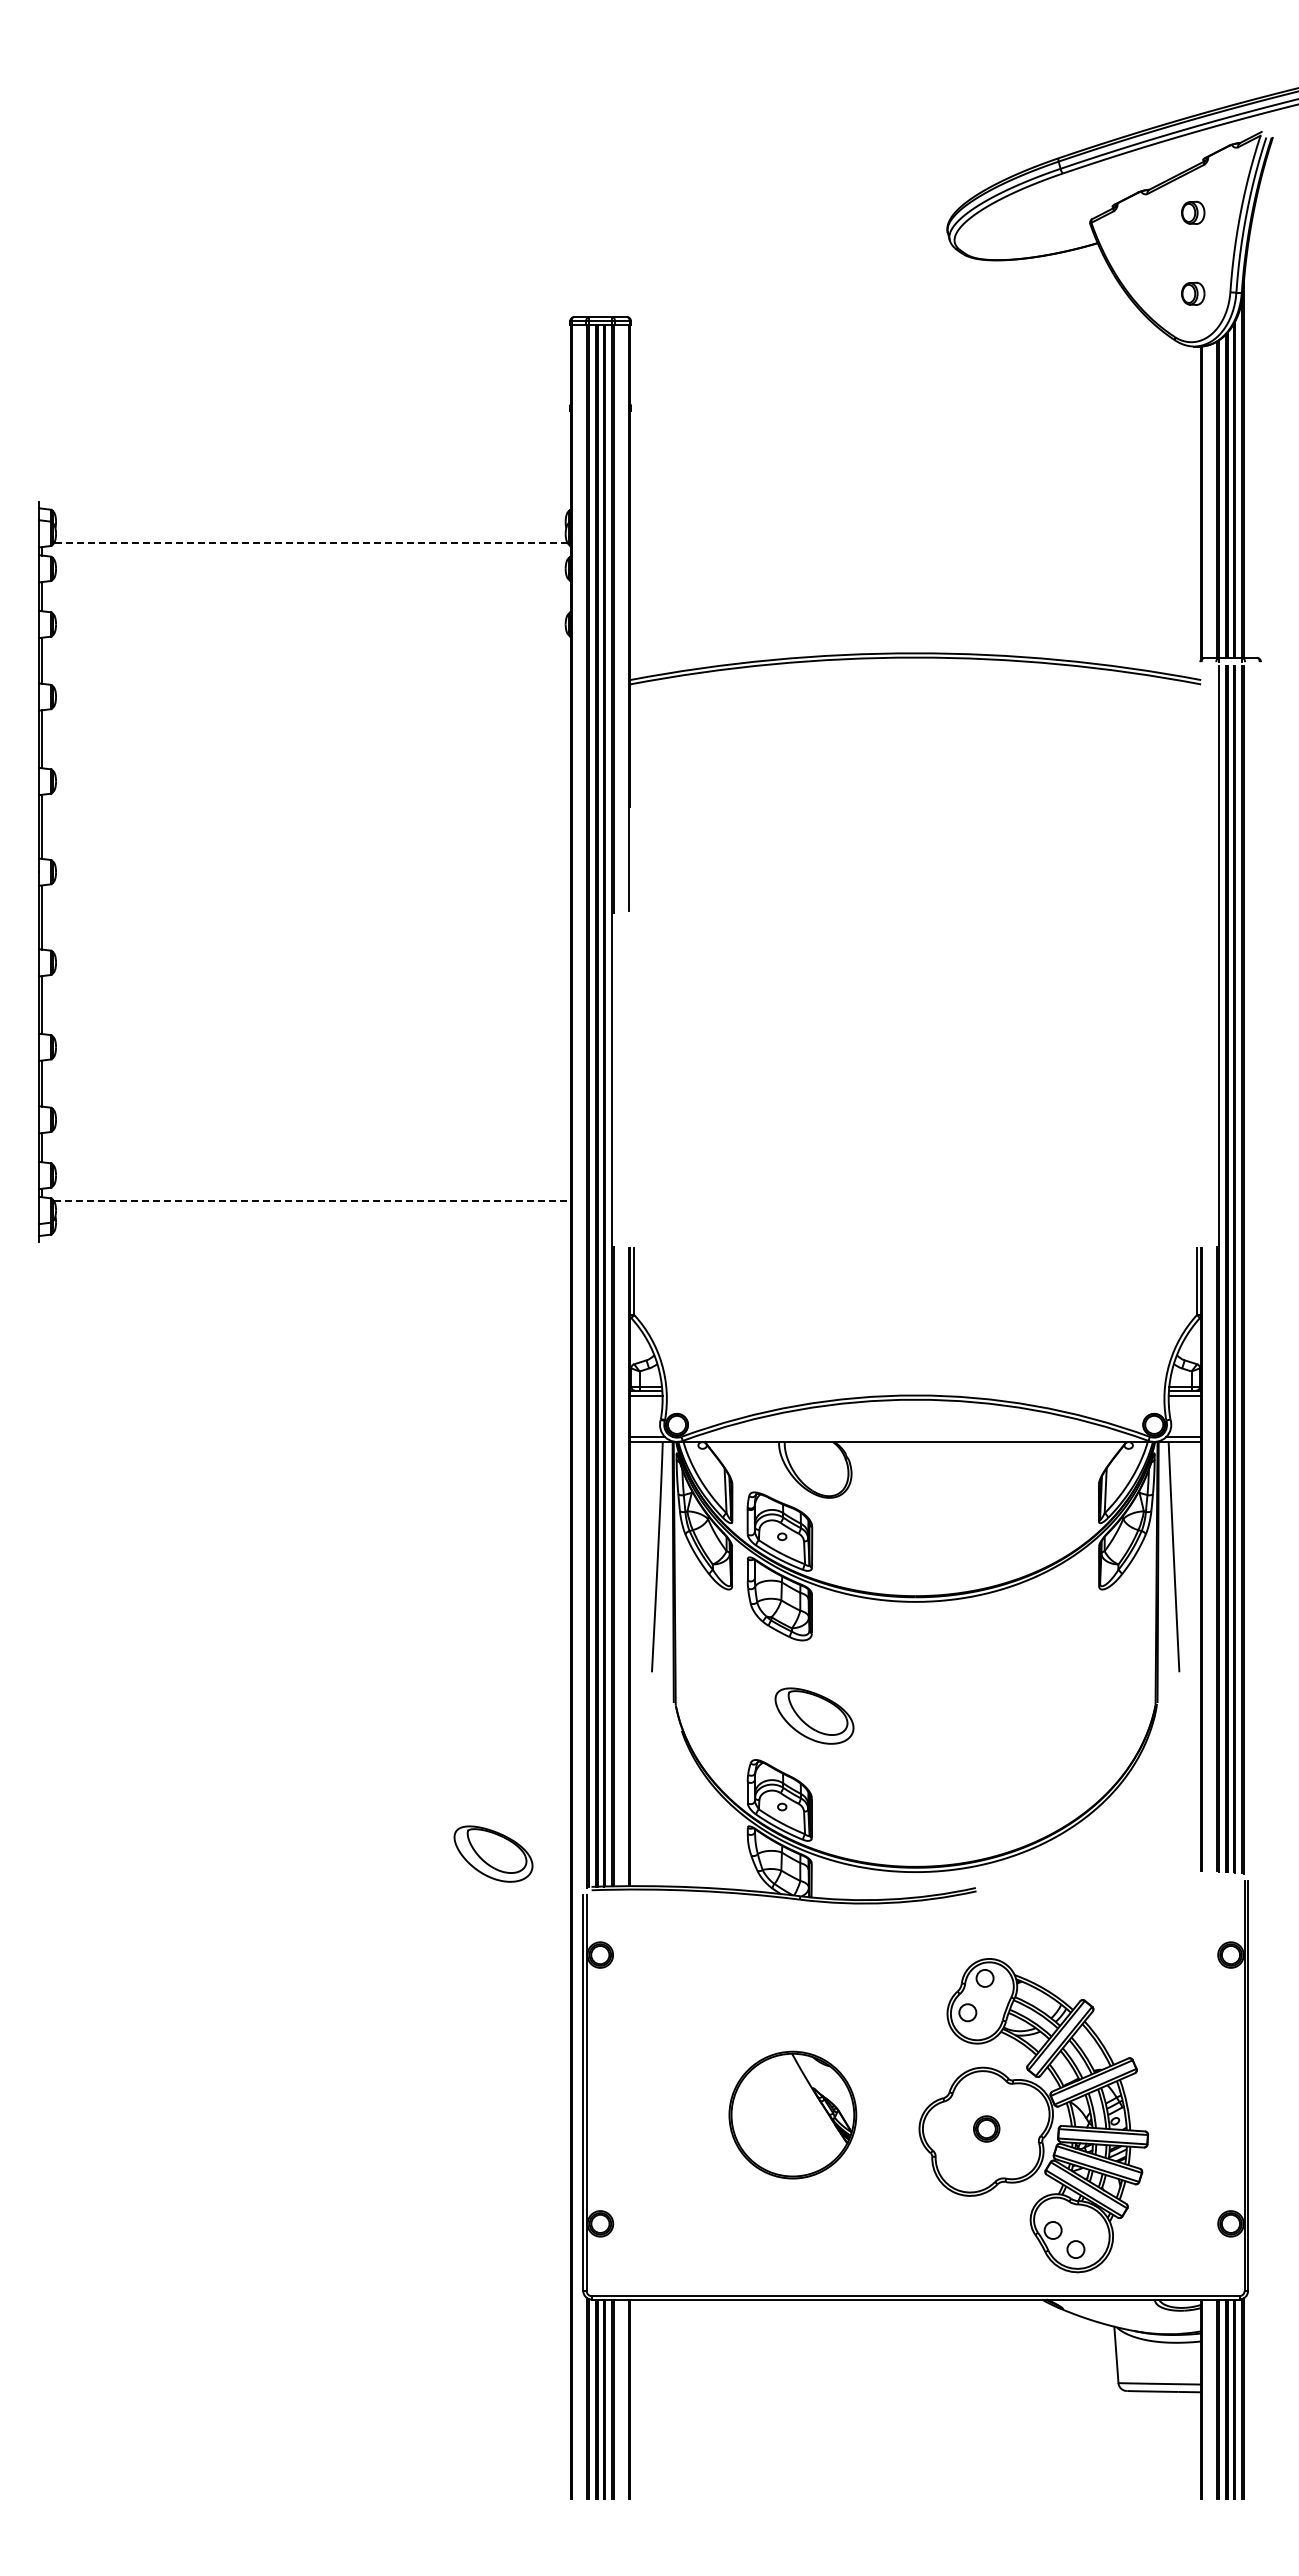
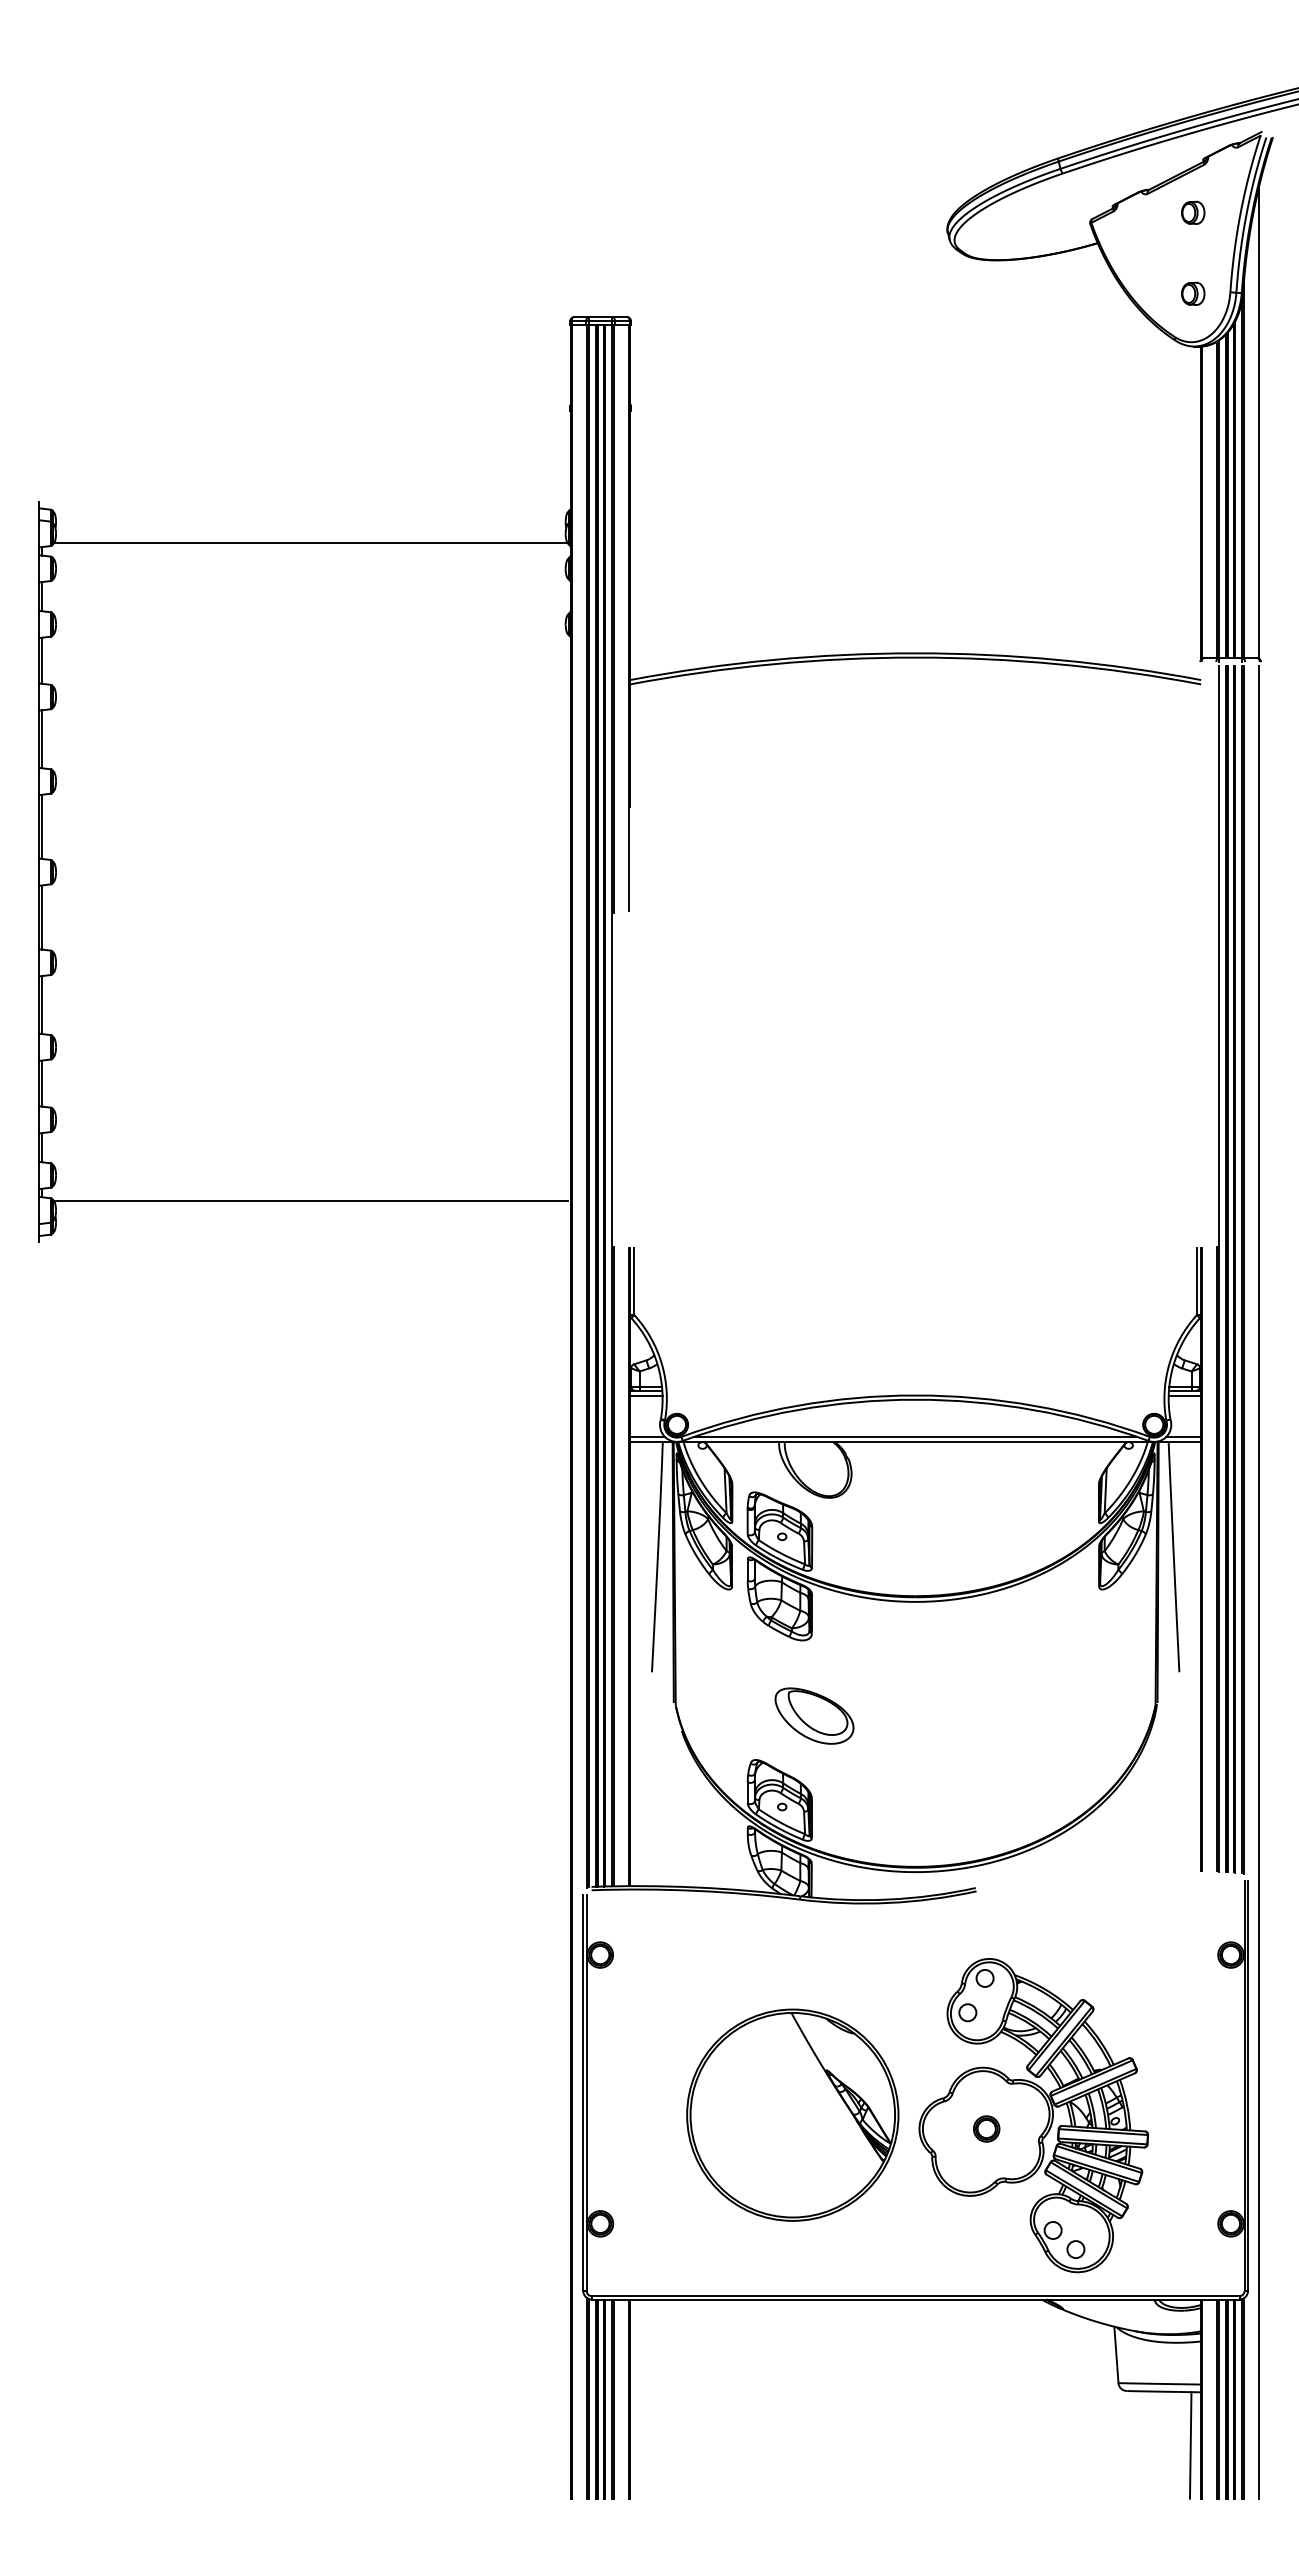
line: none -> present (1259, 422)
line: dashed -> solid (310, 543)
line: dashed -> solid (310, 1201)
line: none -> present (915, 1436)
line: none -> present (1259, 1582)
part: present -> none (493, 1853)
part size: 130x130 px -> 214x214 px (792, 2114)
line: none -> present (1190, 2445)
